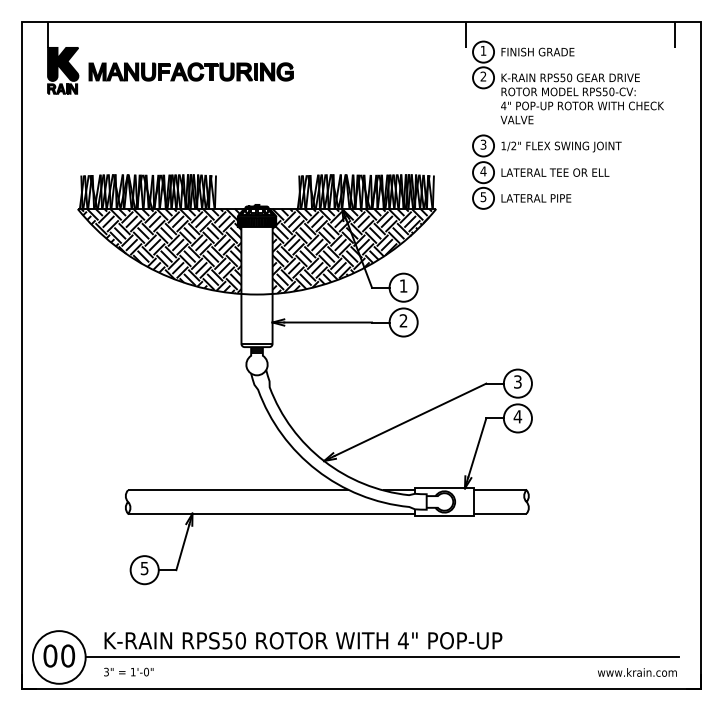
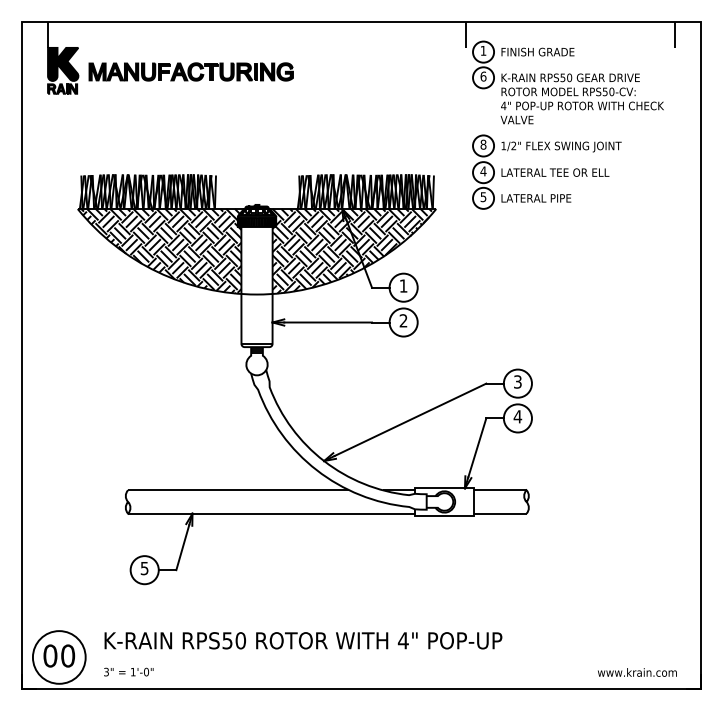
text: 2 -> 6 (483, 76)
text: 3 -> 8 (483, 144)
line: present -> none (381, 657)
